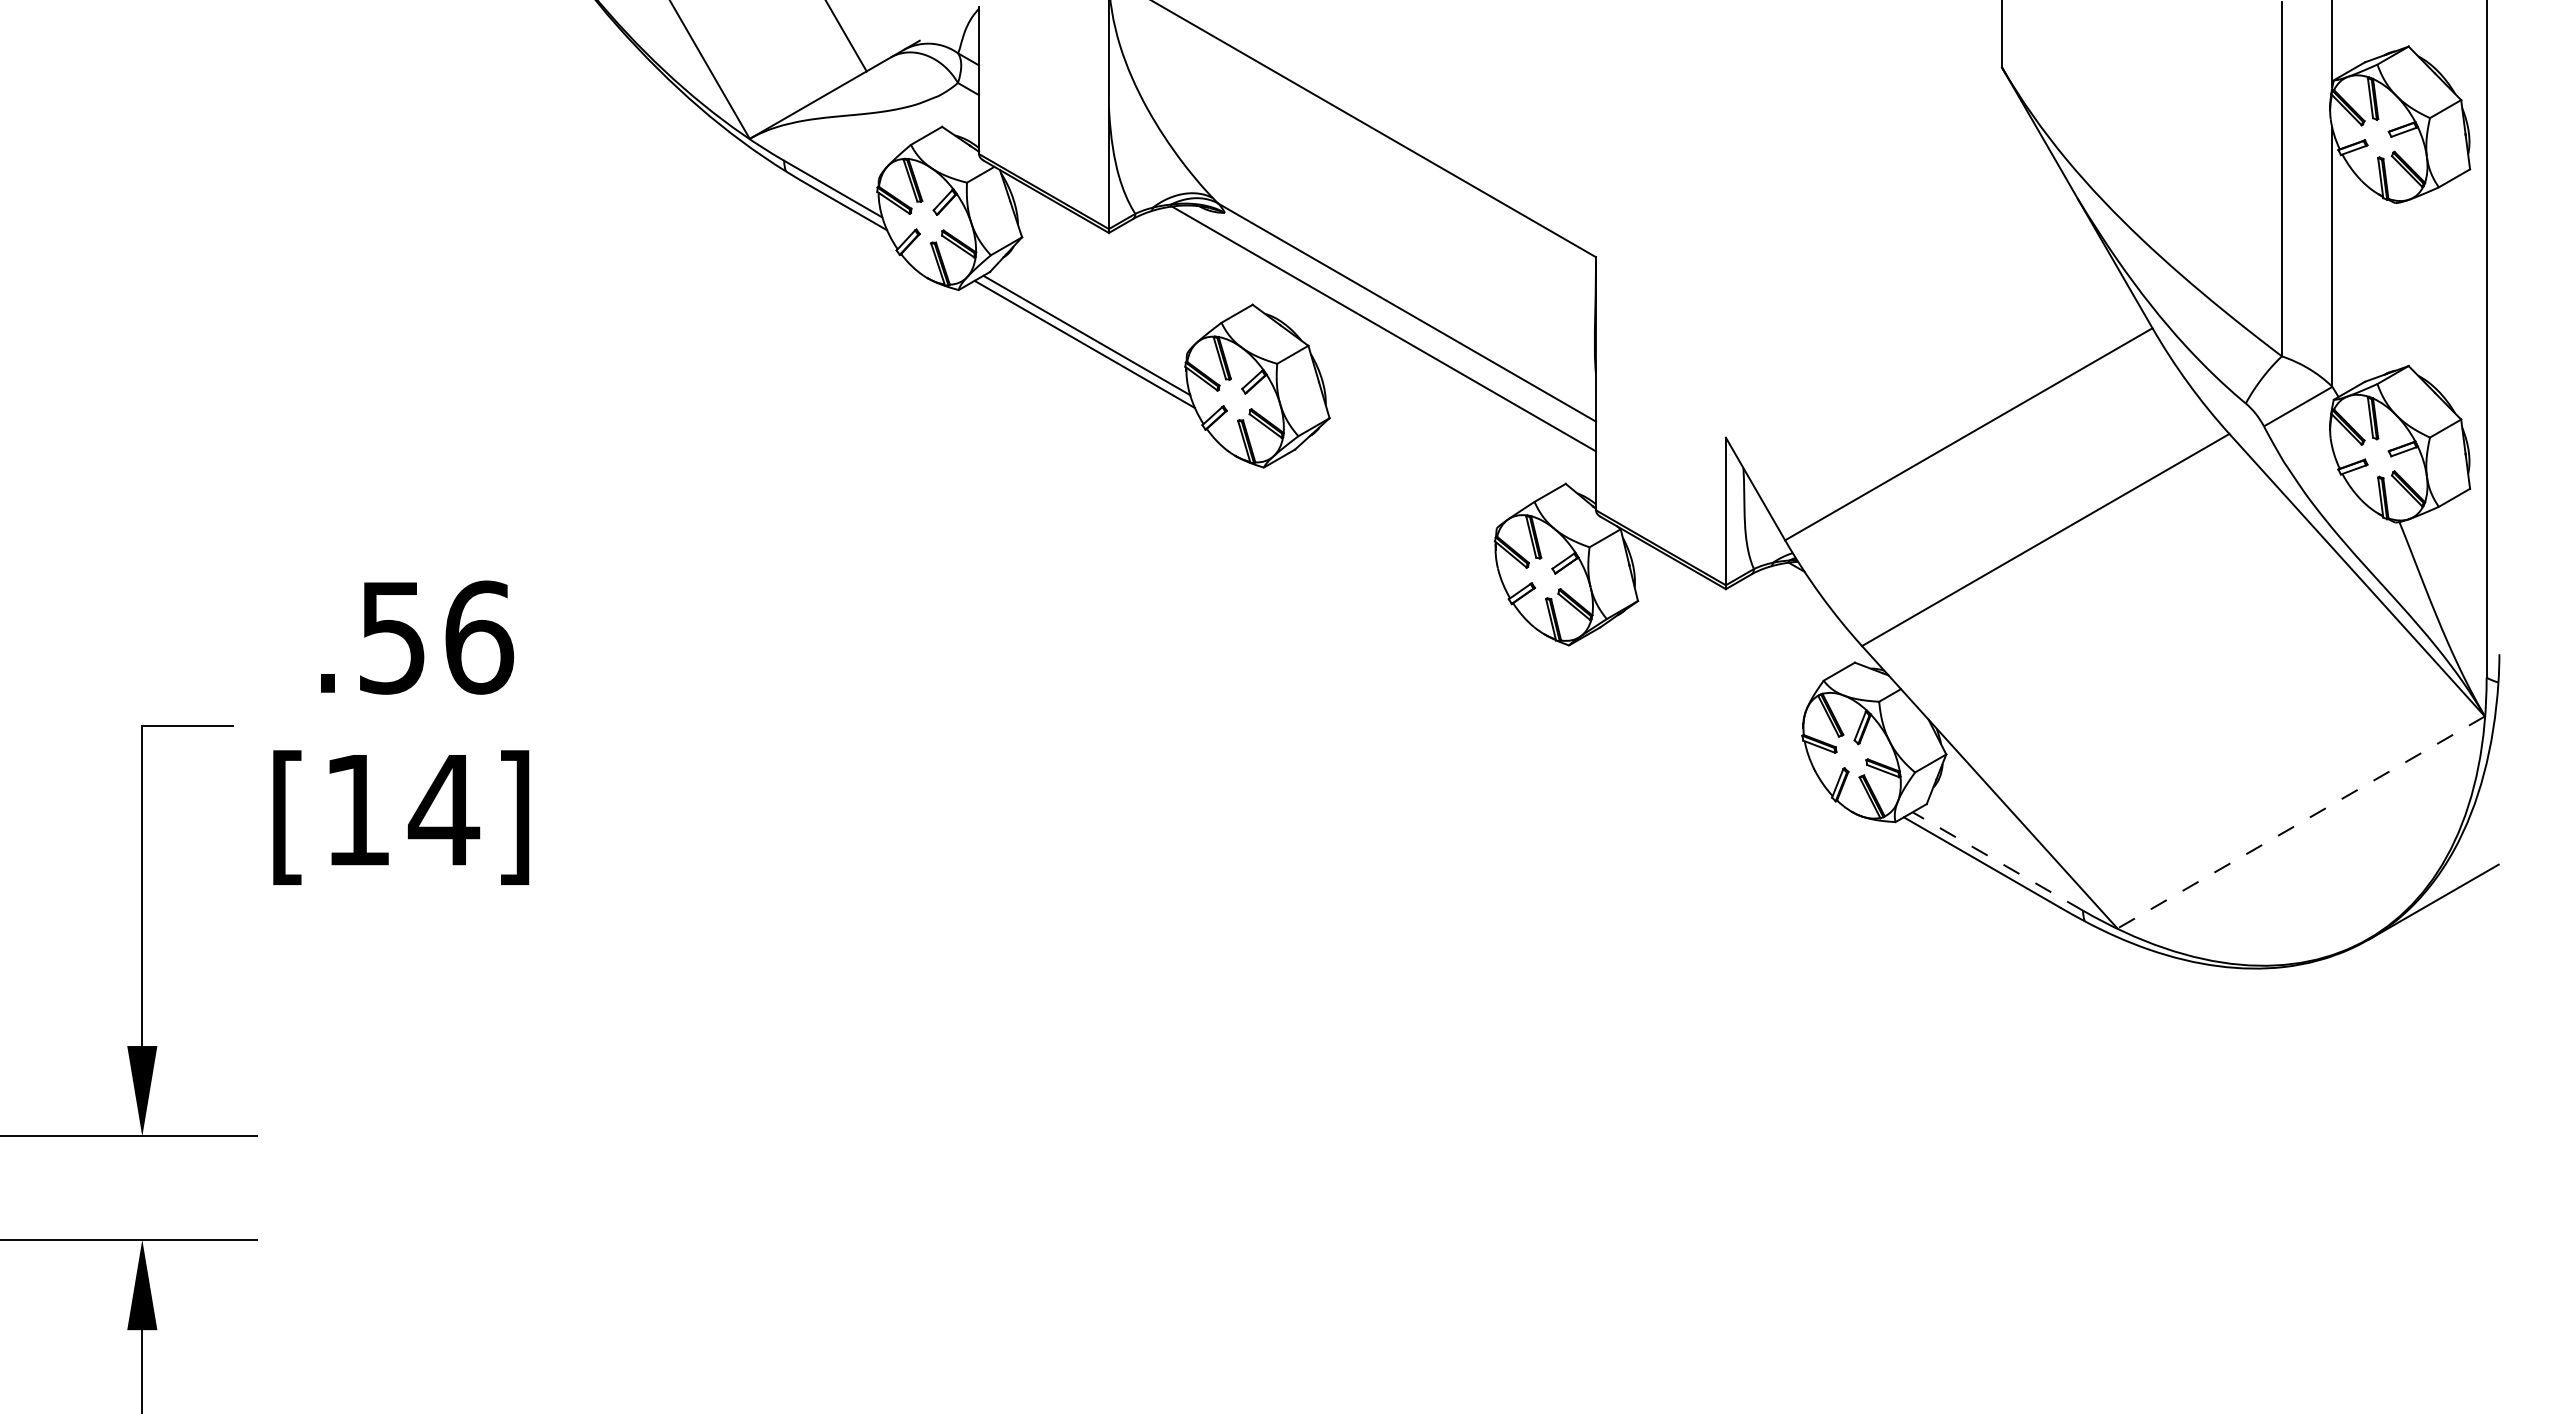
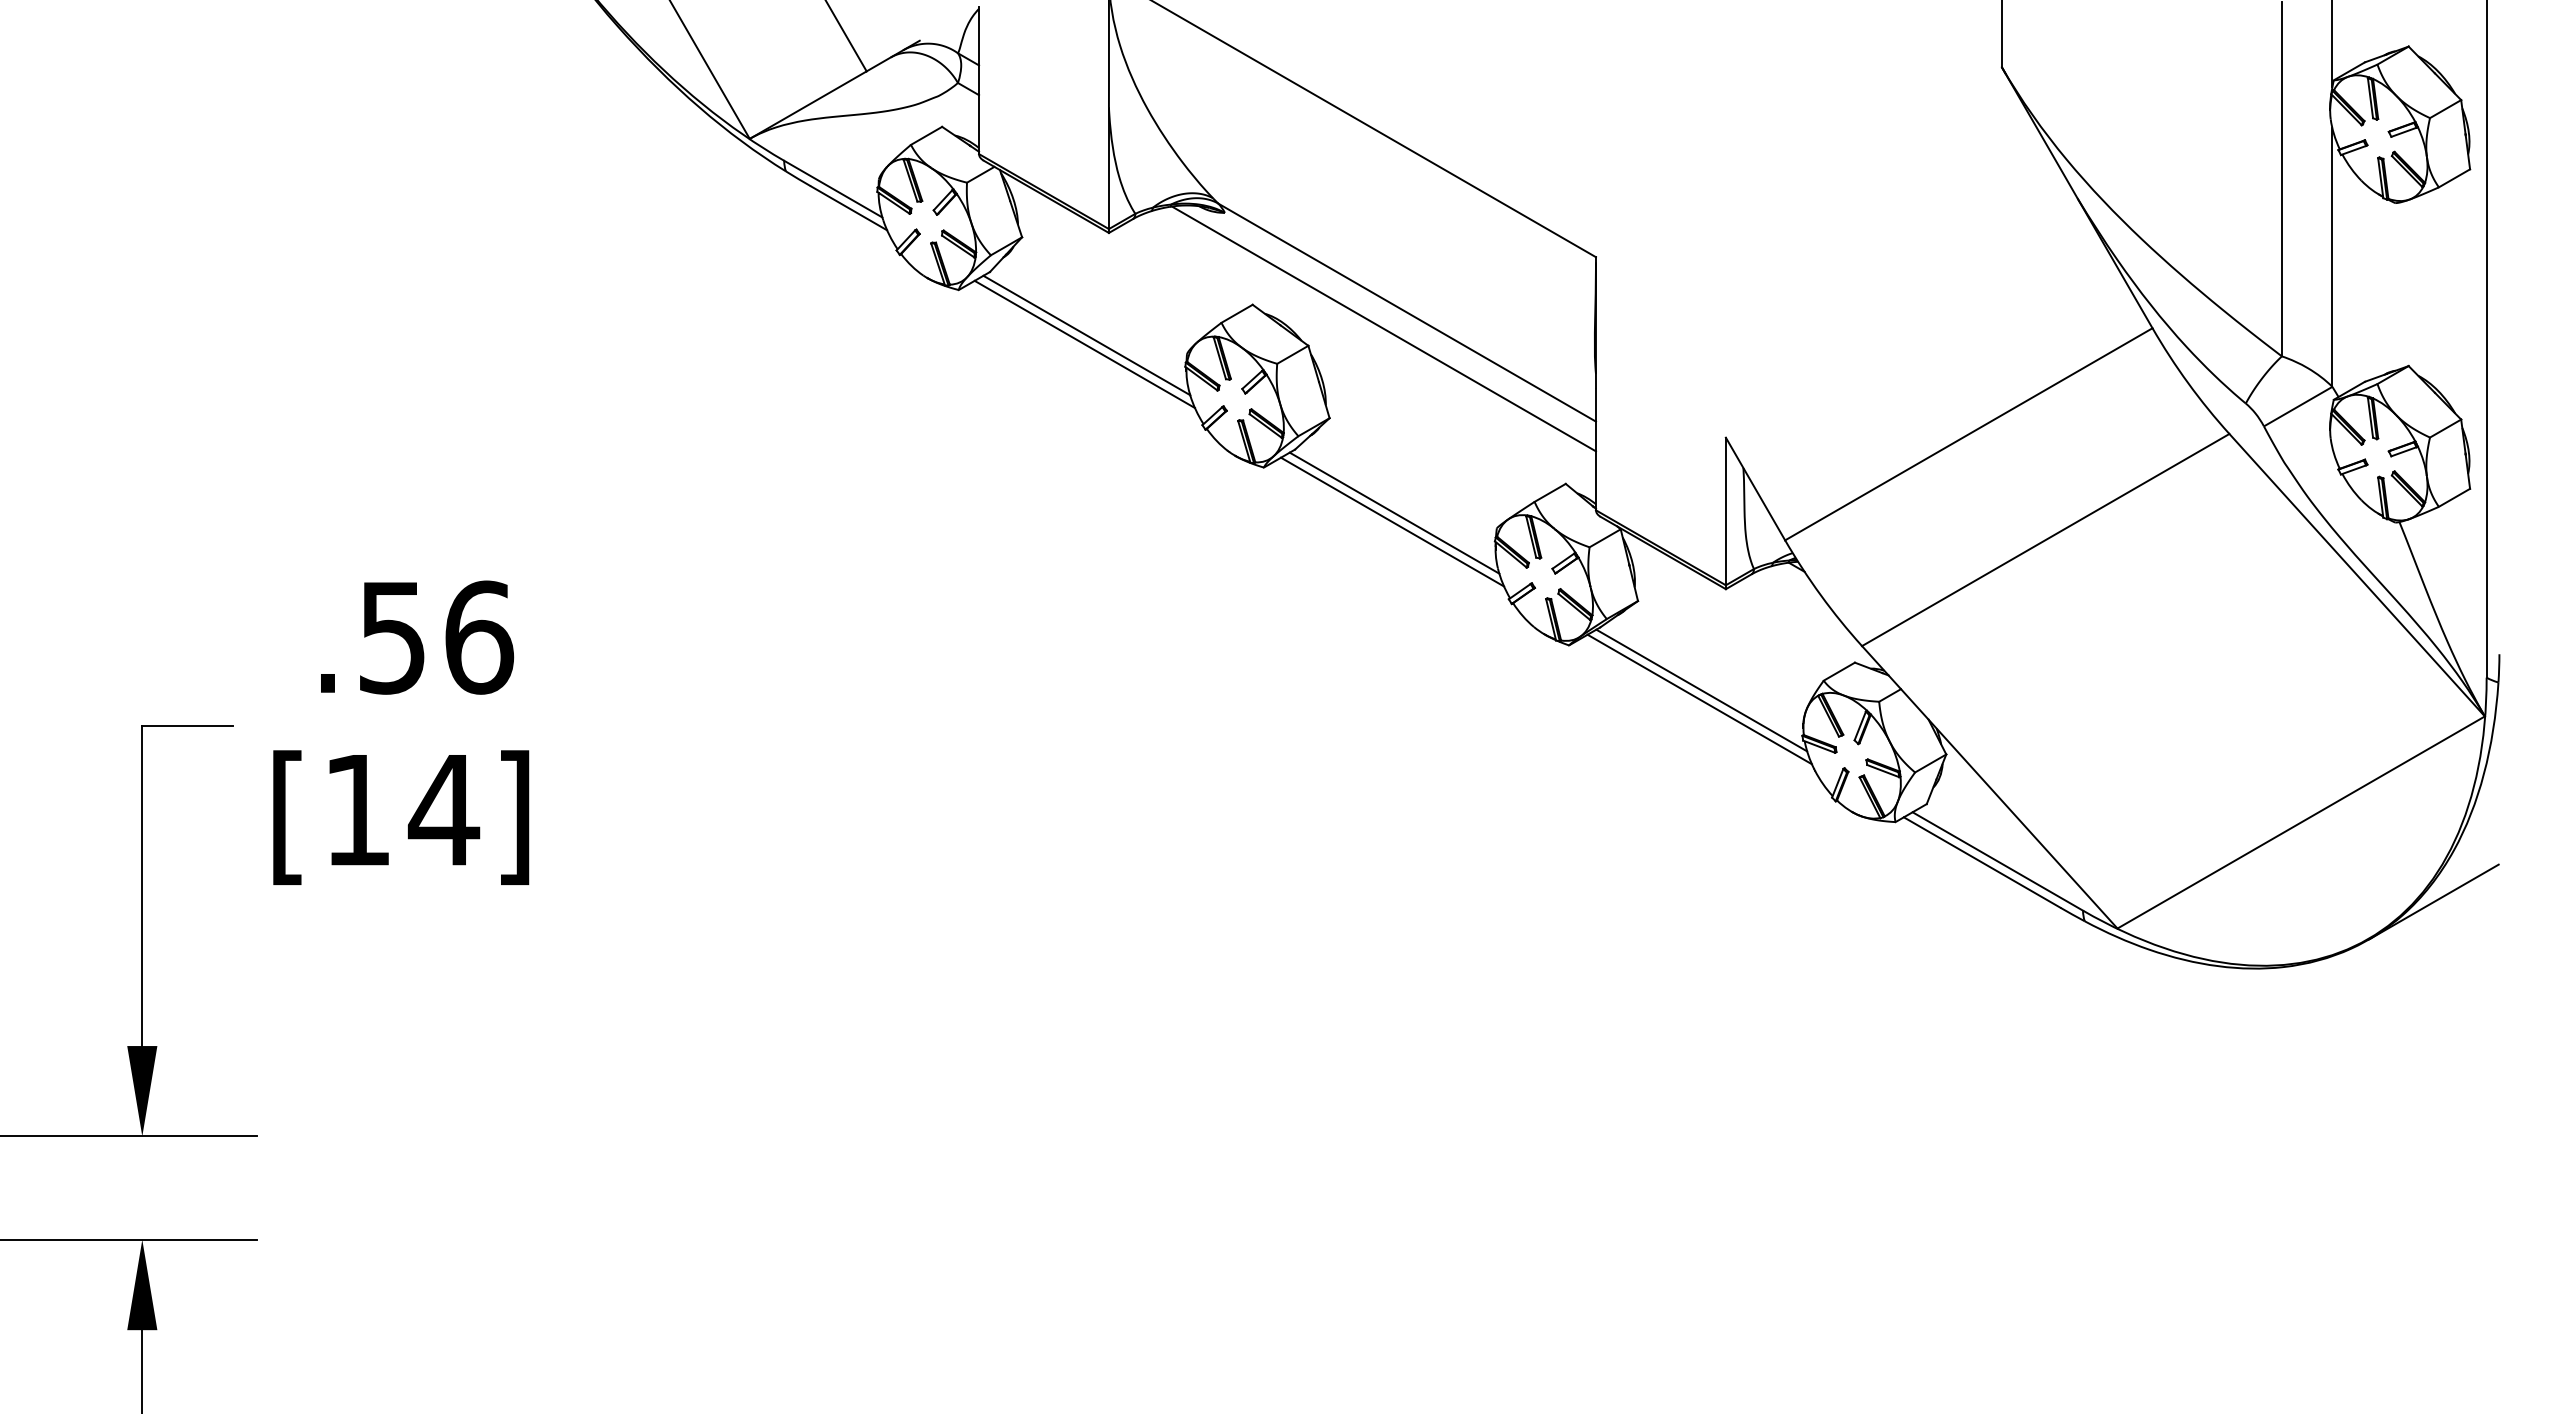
line: none -> present (1394, 512)
line: none -> present (1392, 521)
line: none -> present (1701, 690)
line: none -> present (1699, 699)
line: dashed -> solid (2300, 822)
line: dashed -> solid (1997, 861)
